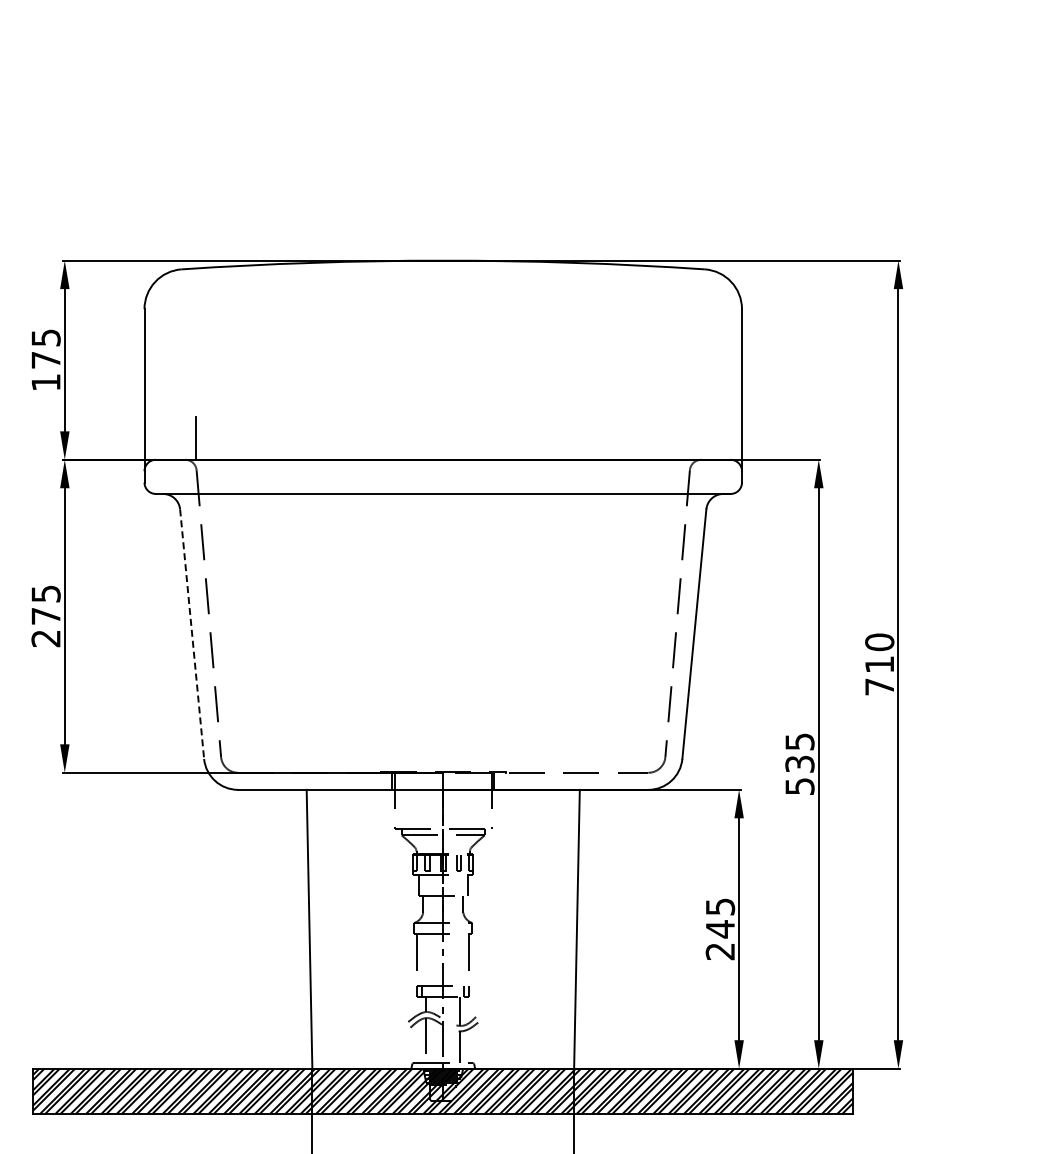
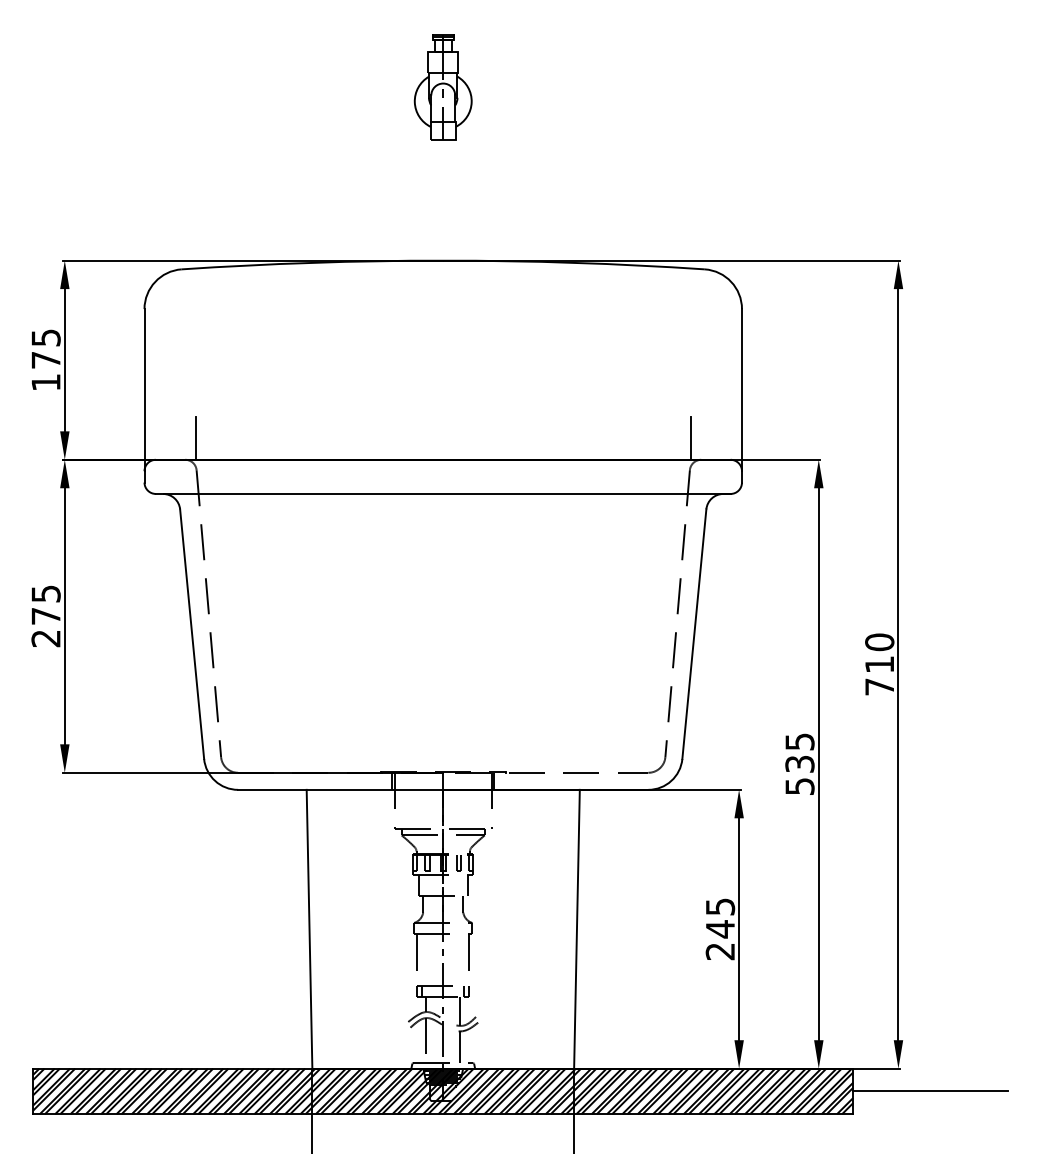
part: none -> present (442, 87)
line: none -> present (690, 437)
line: dashed -> solid (192, 634)
line: none -> present (930, 1091)
